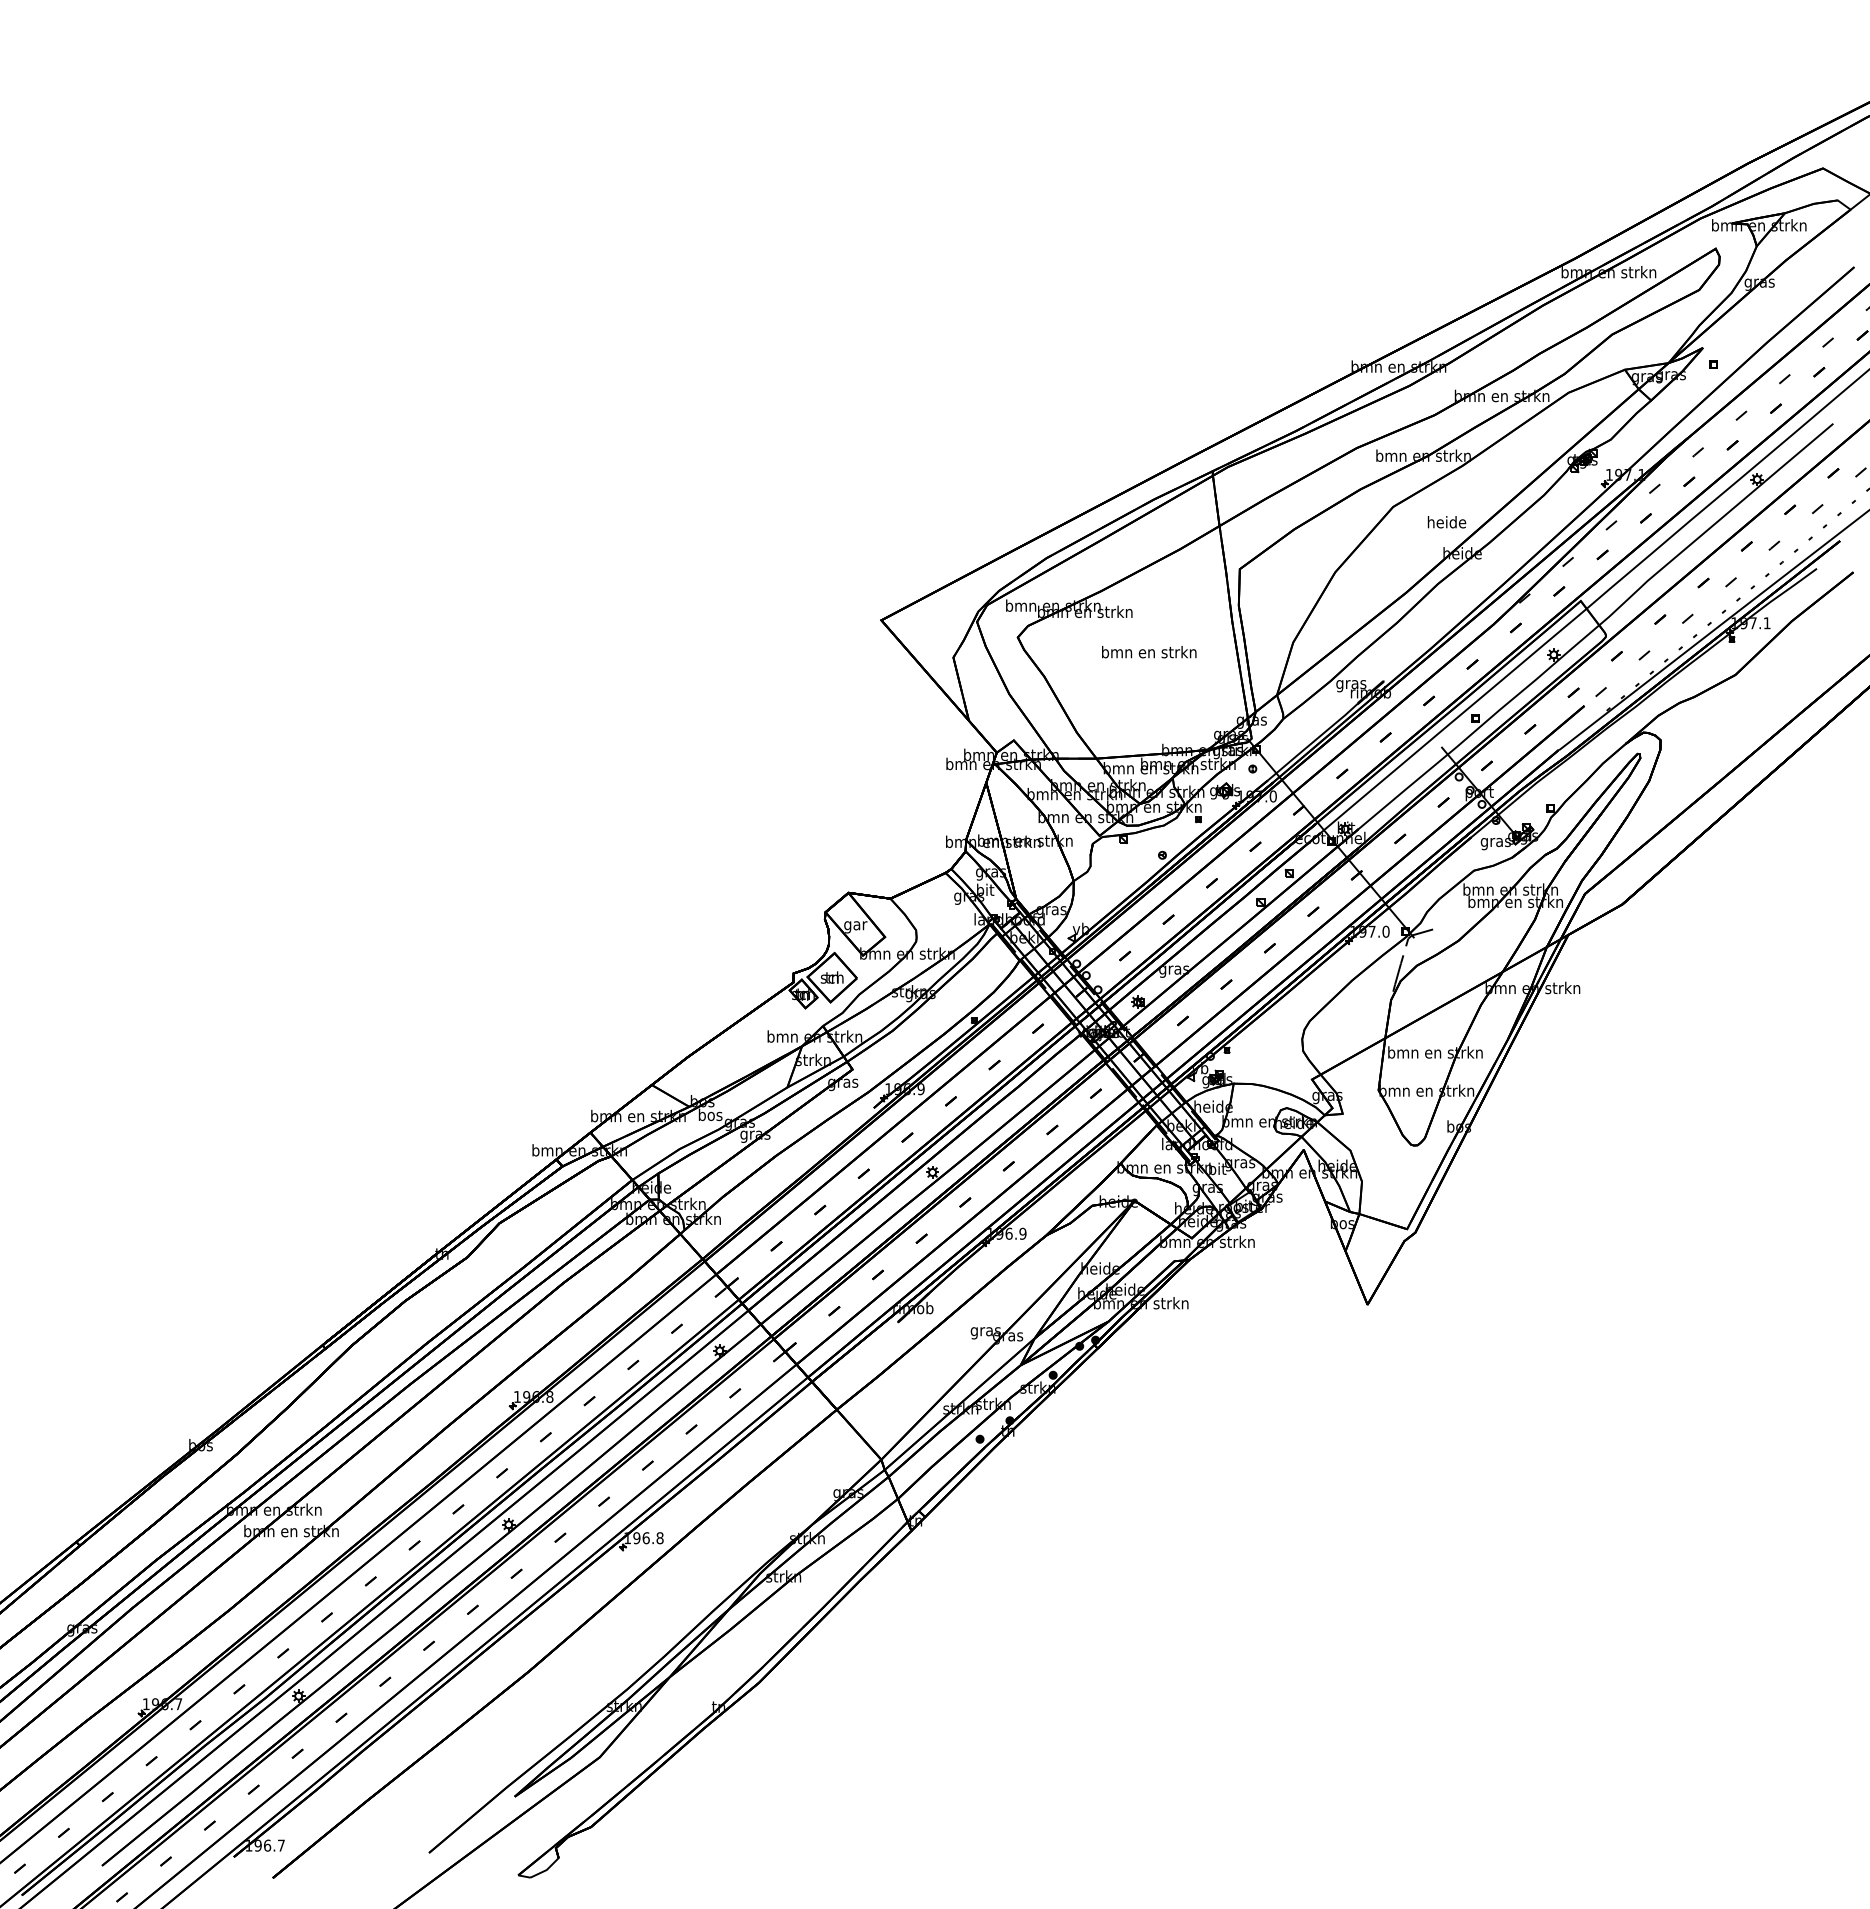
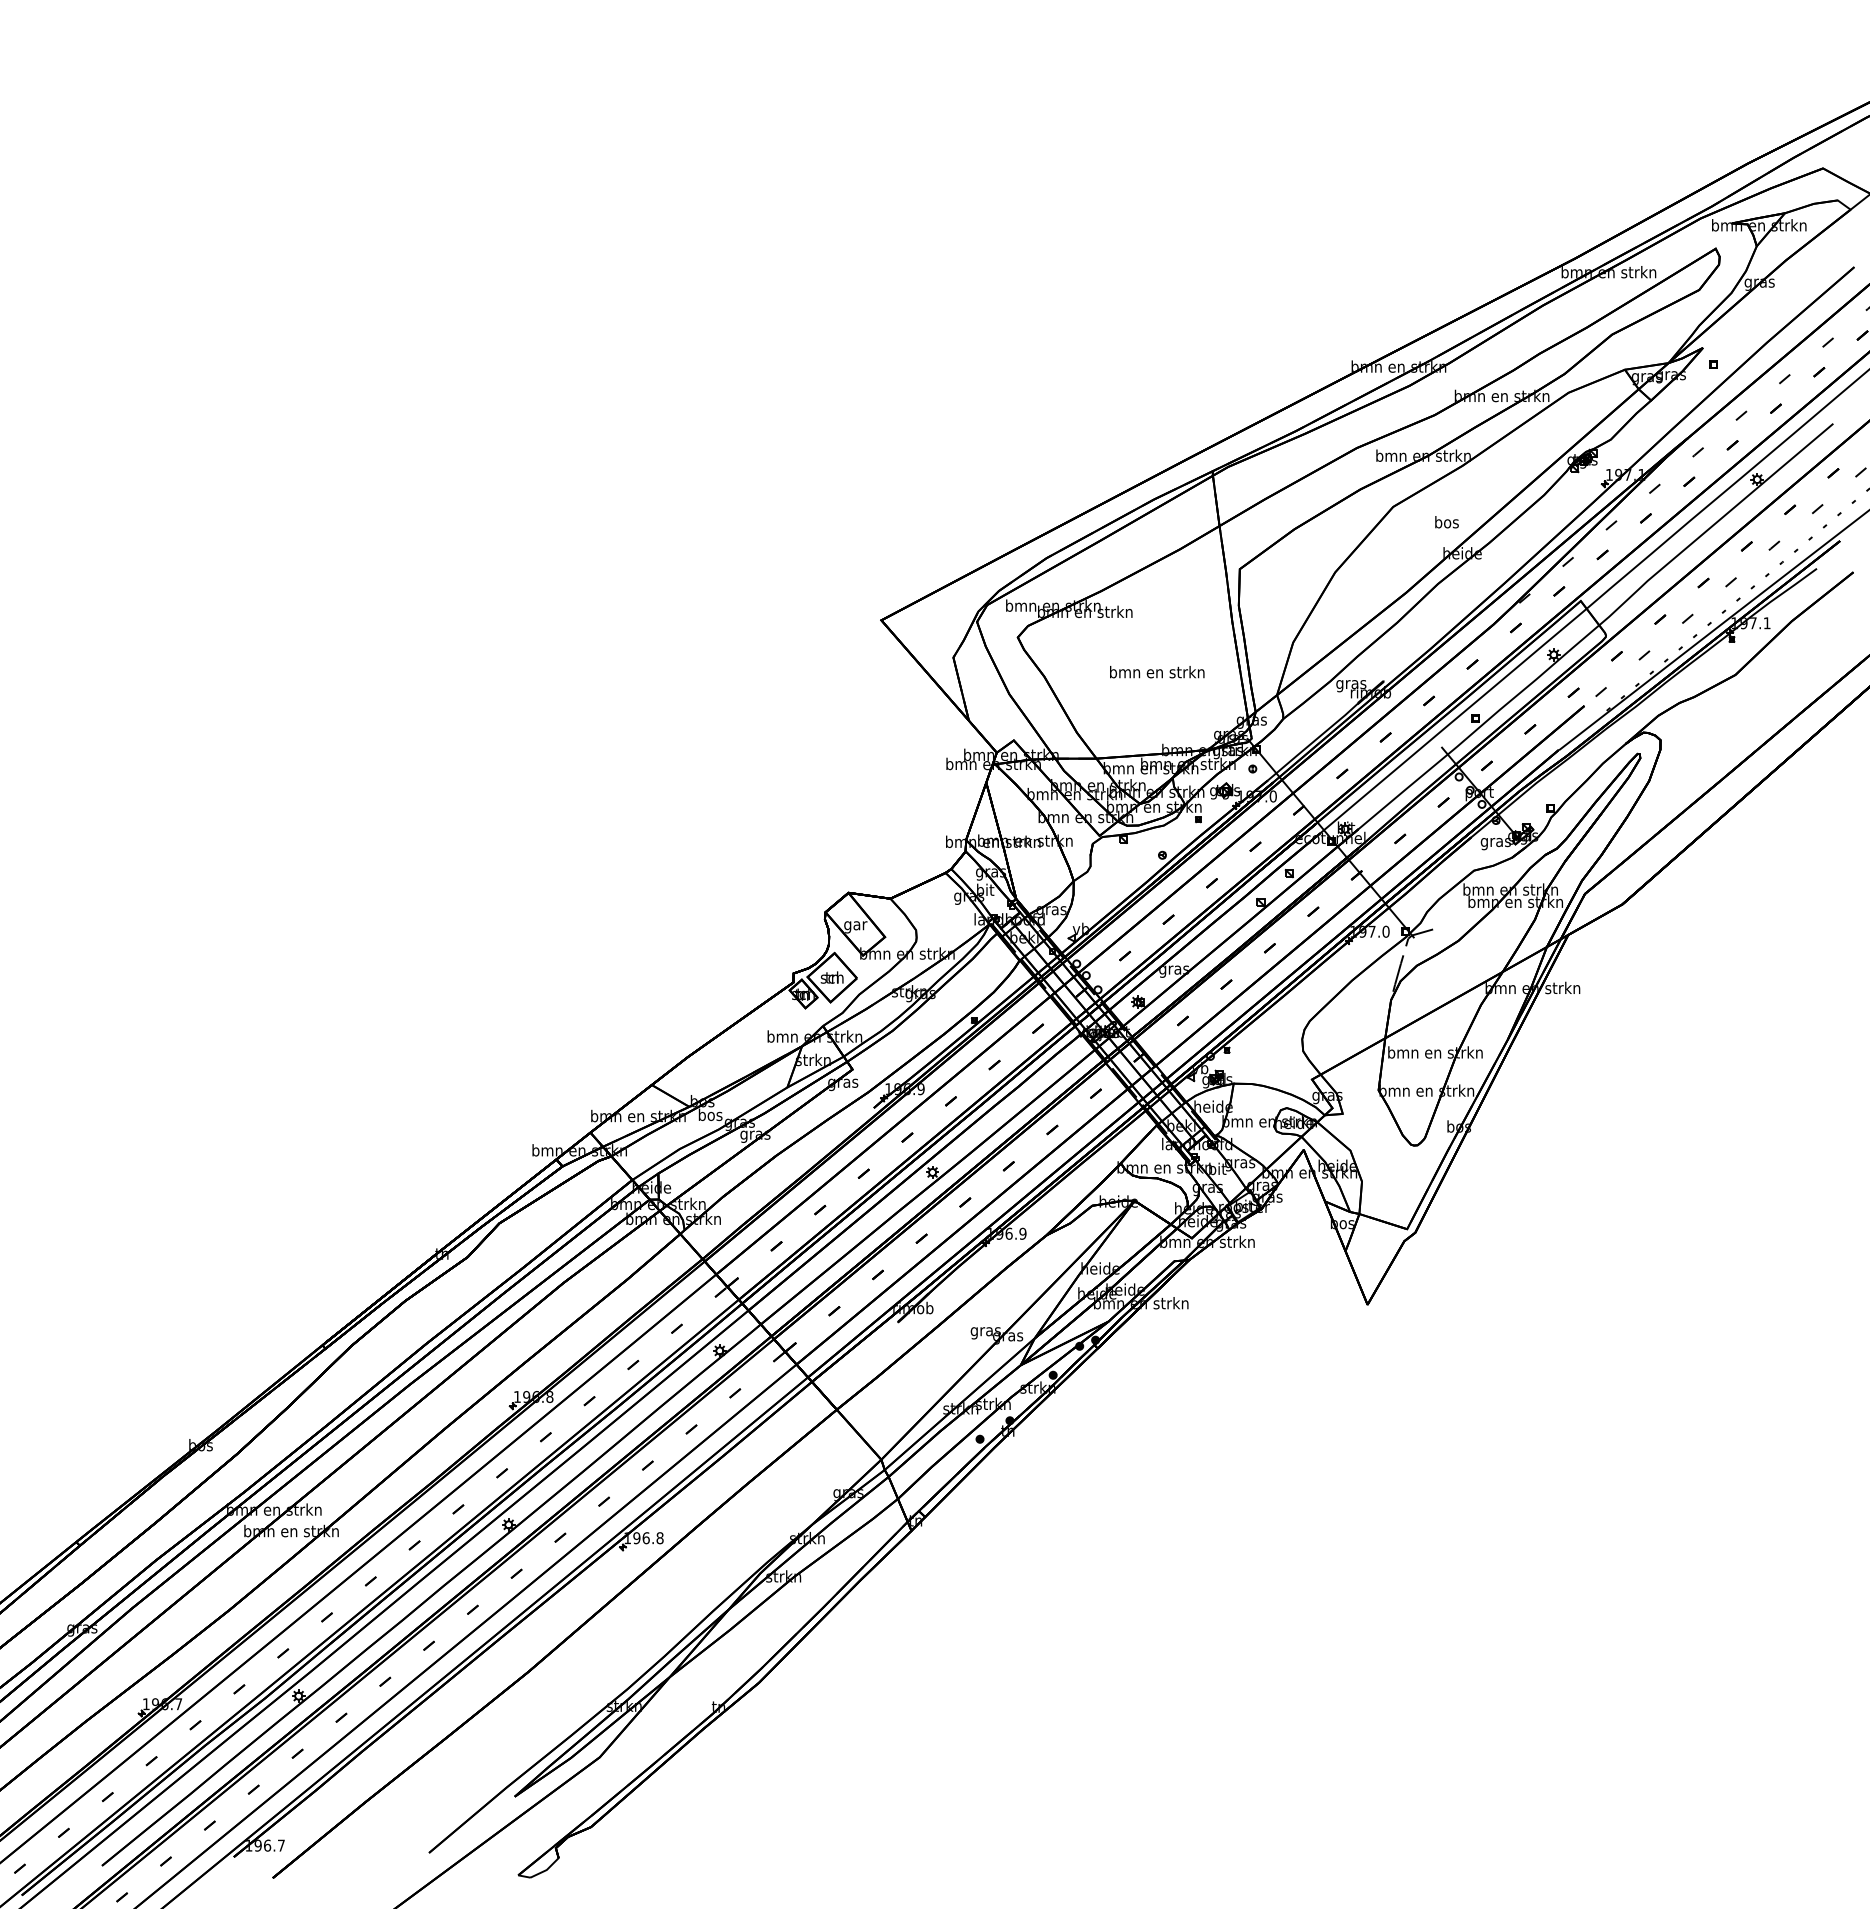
text: heide -> bos (1446, 522)
text position: (1149, 652) -> (1157, 672) (1157, 672)
